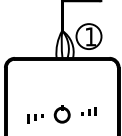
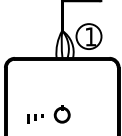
part: present -> none (88, 111)
